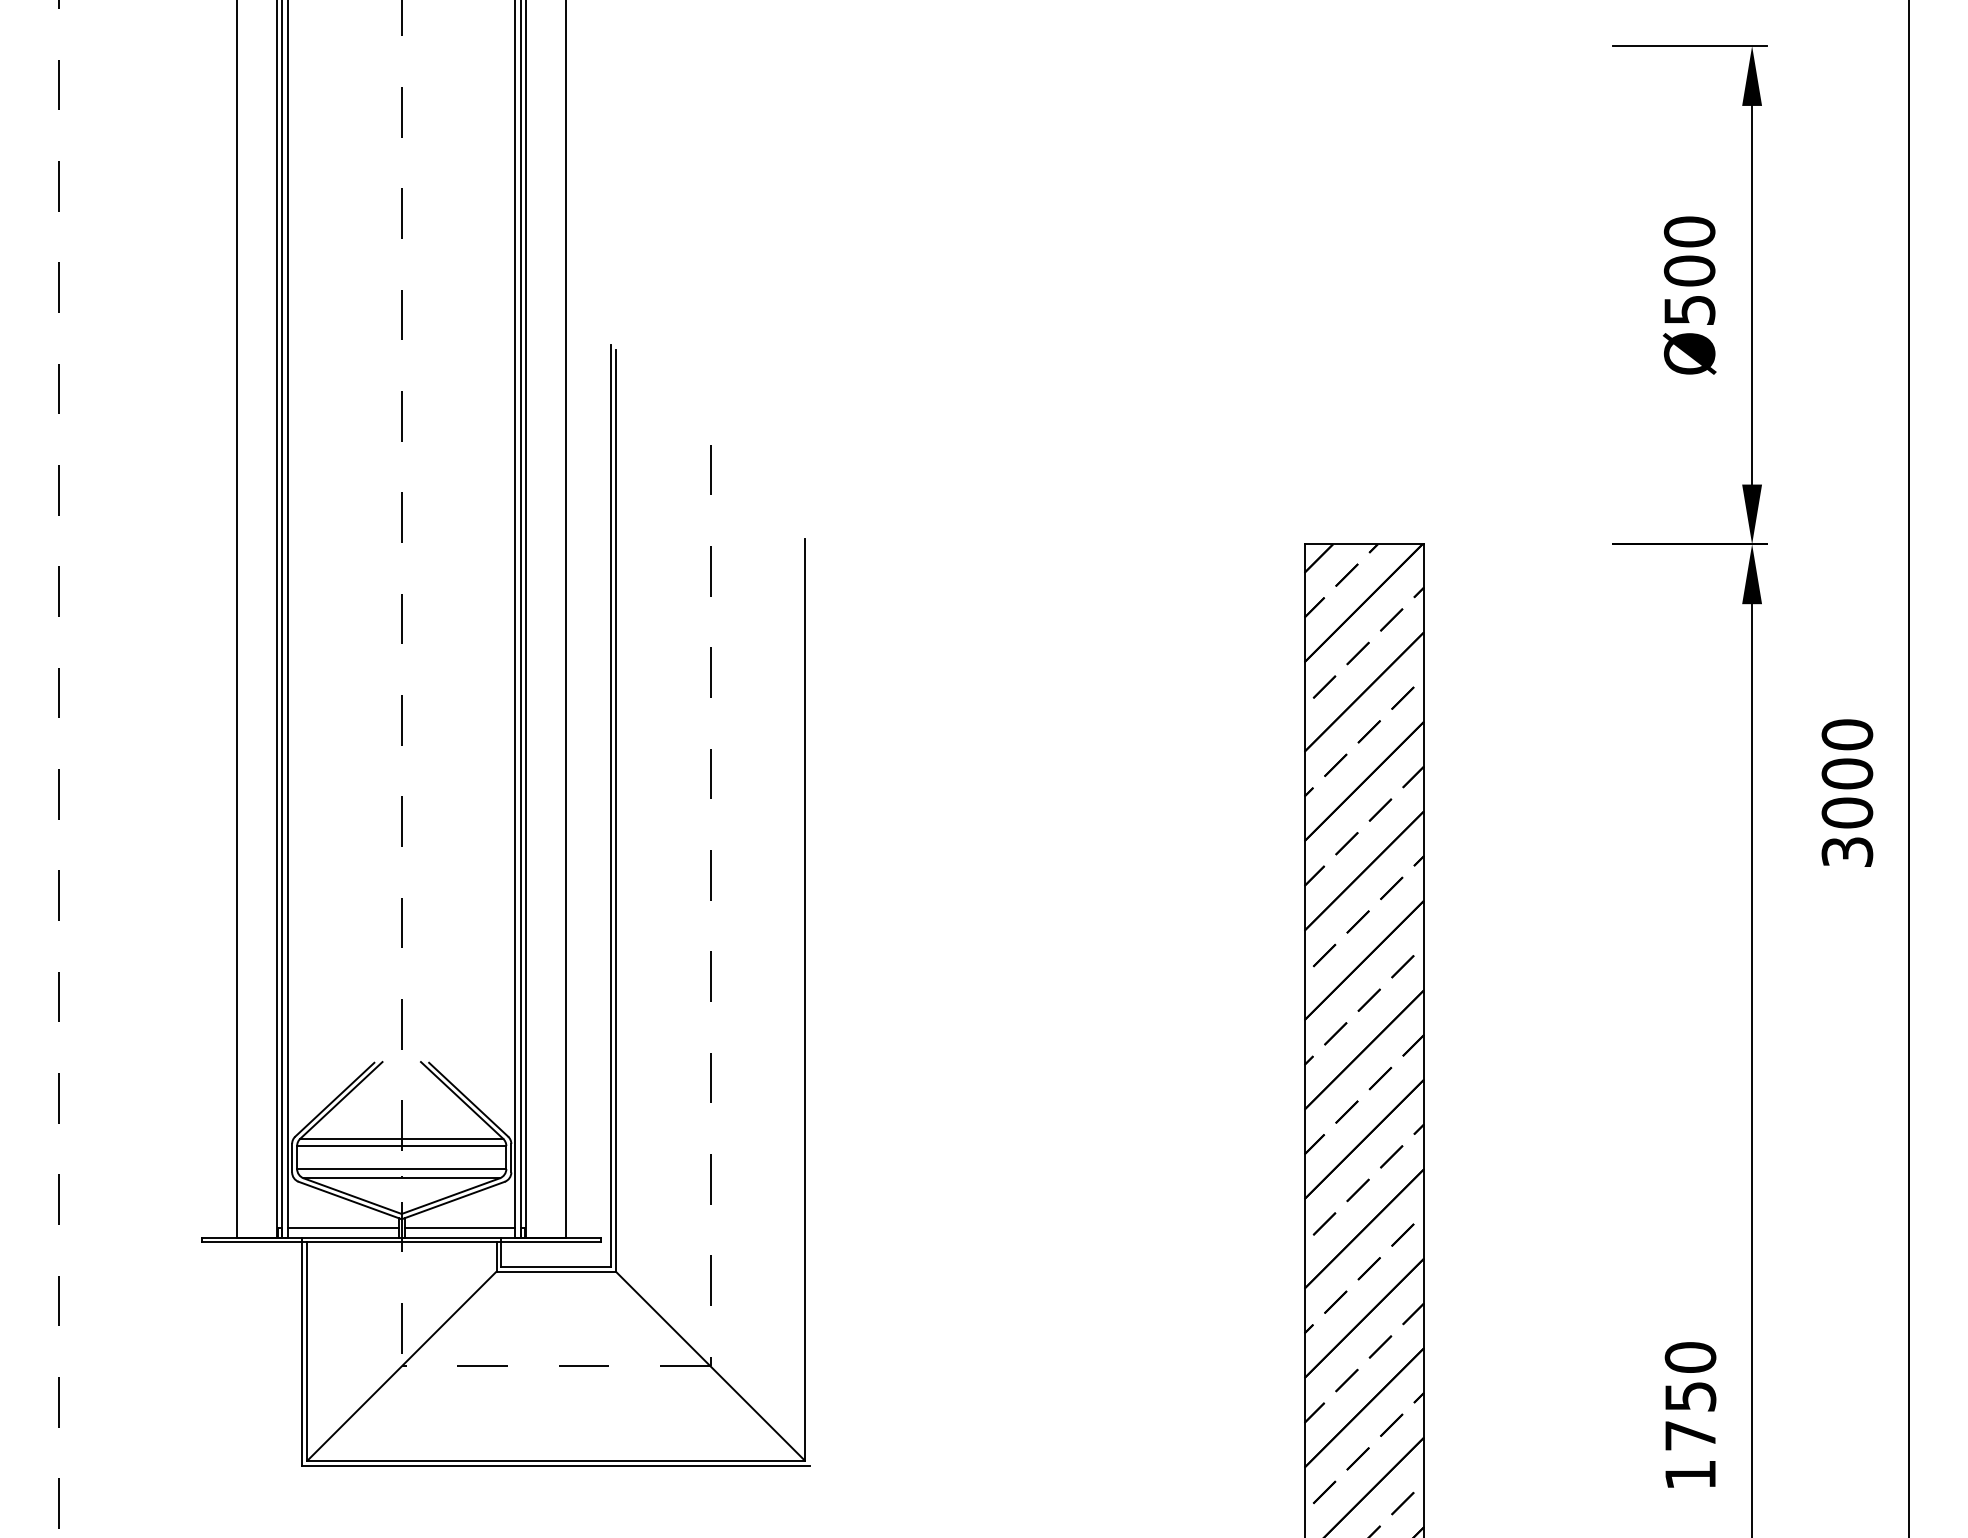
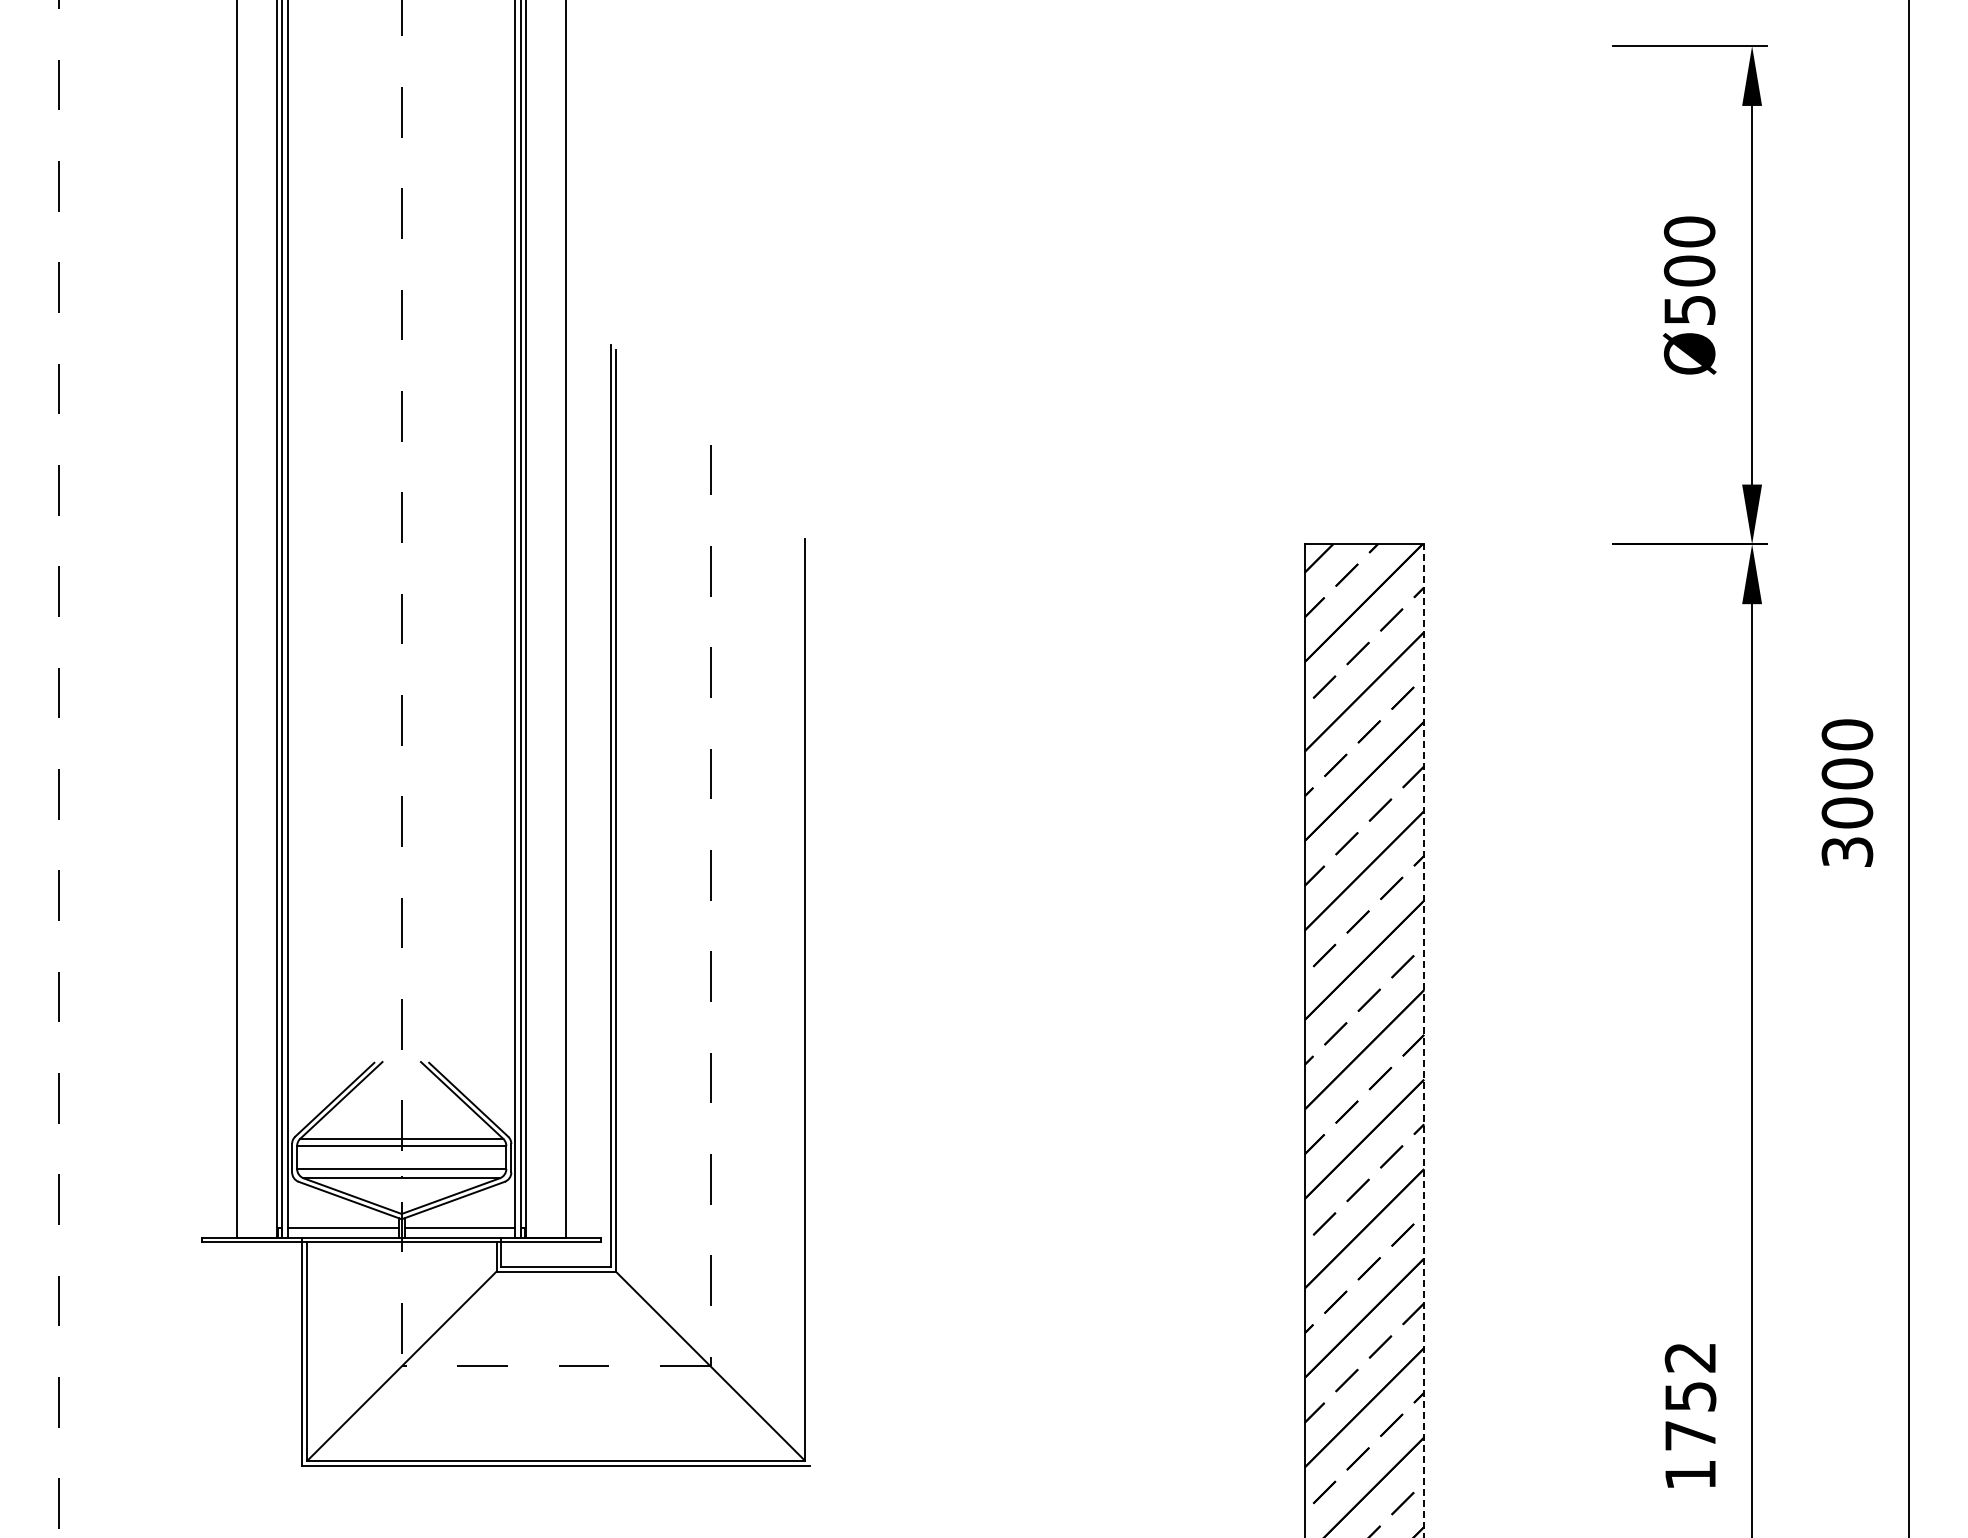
line: solid -> dashed (1424, 1040)
text: 1750 -> 1752 (1690, 1357)
